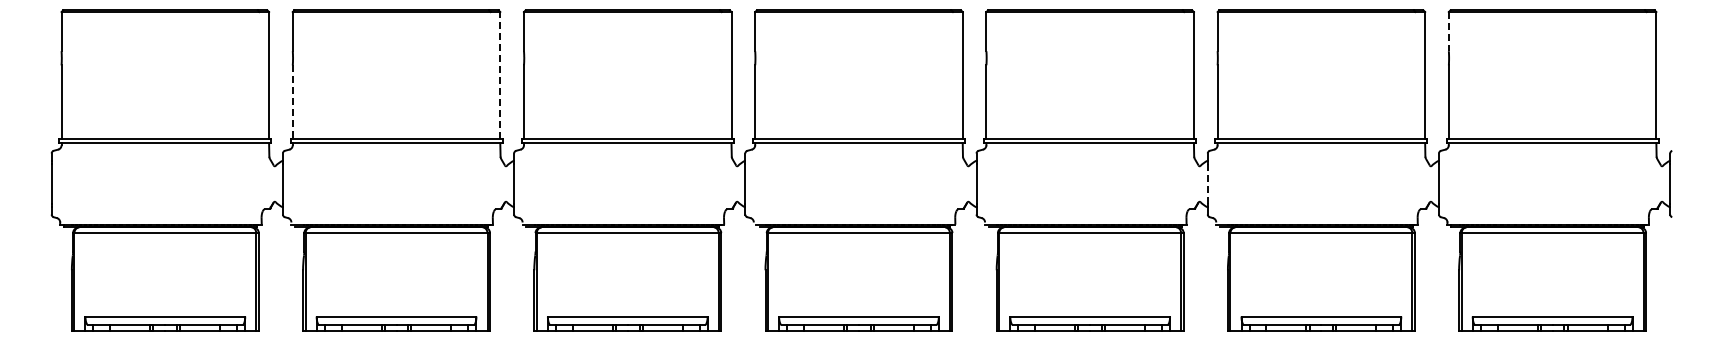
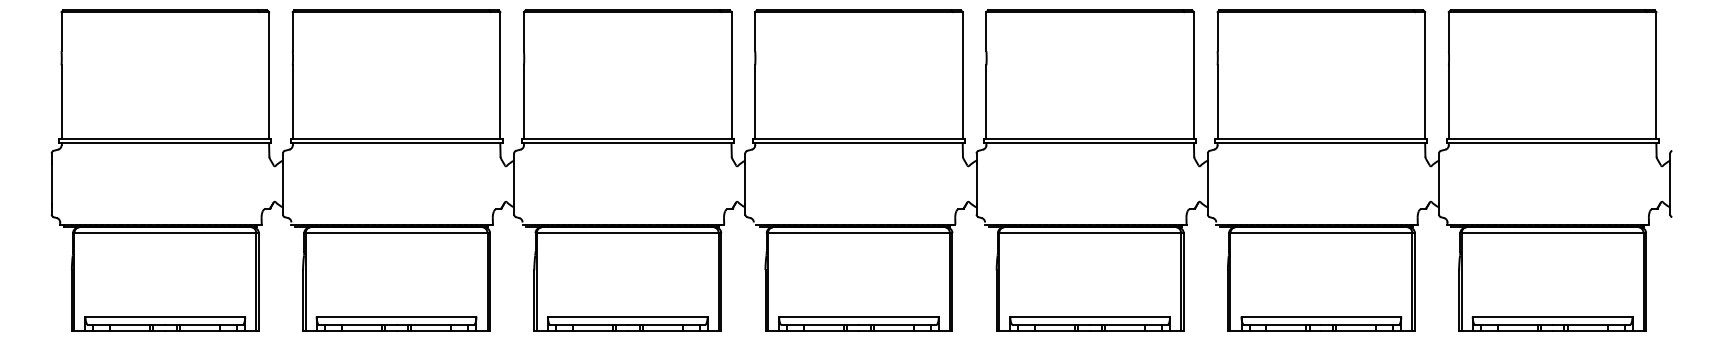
line: dashed -> solid (1448, 31)
line: dashed -> solid (500, 74)
line: dashed -> solid (292, 102)
line: dashed -> solid (1207, 183)
